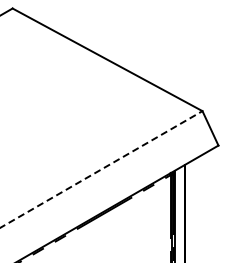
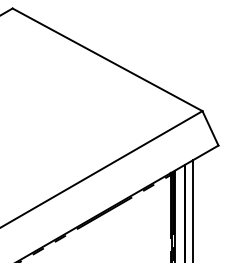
line: dashed -> solid (102, 169)
line: none -> present (193, 209)
